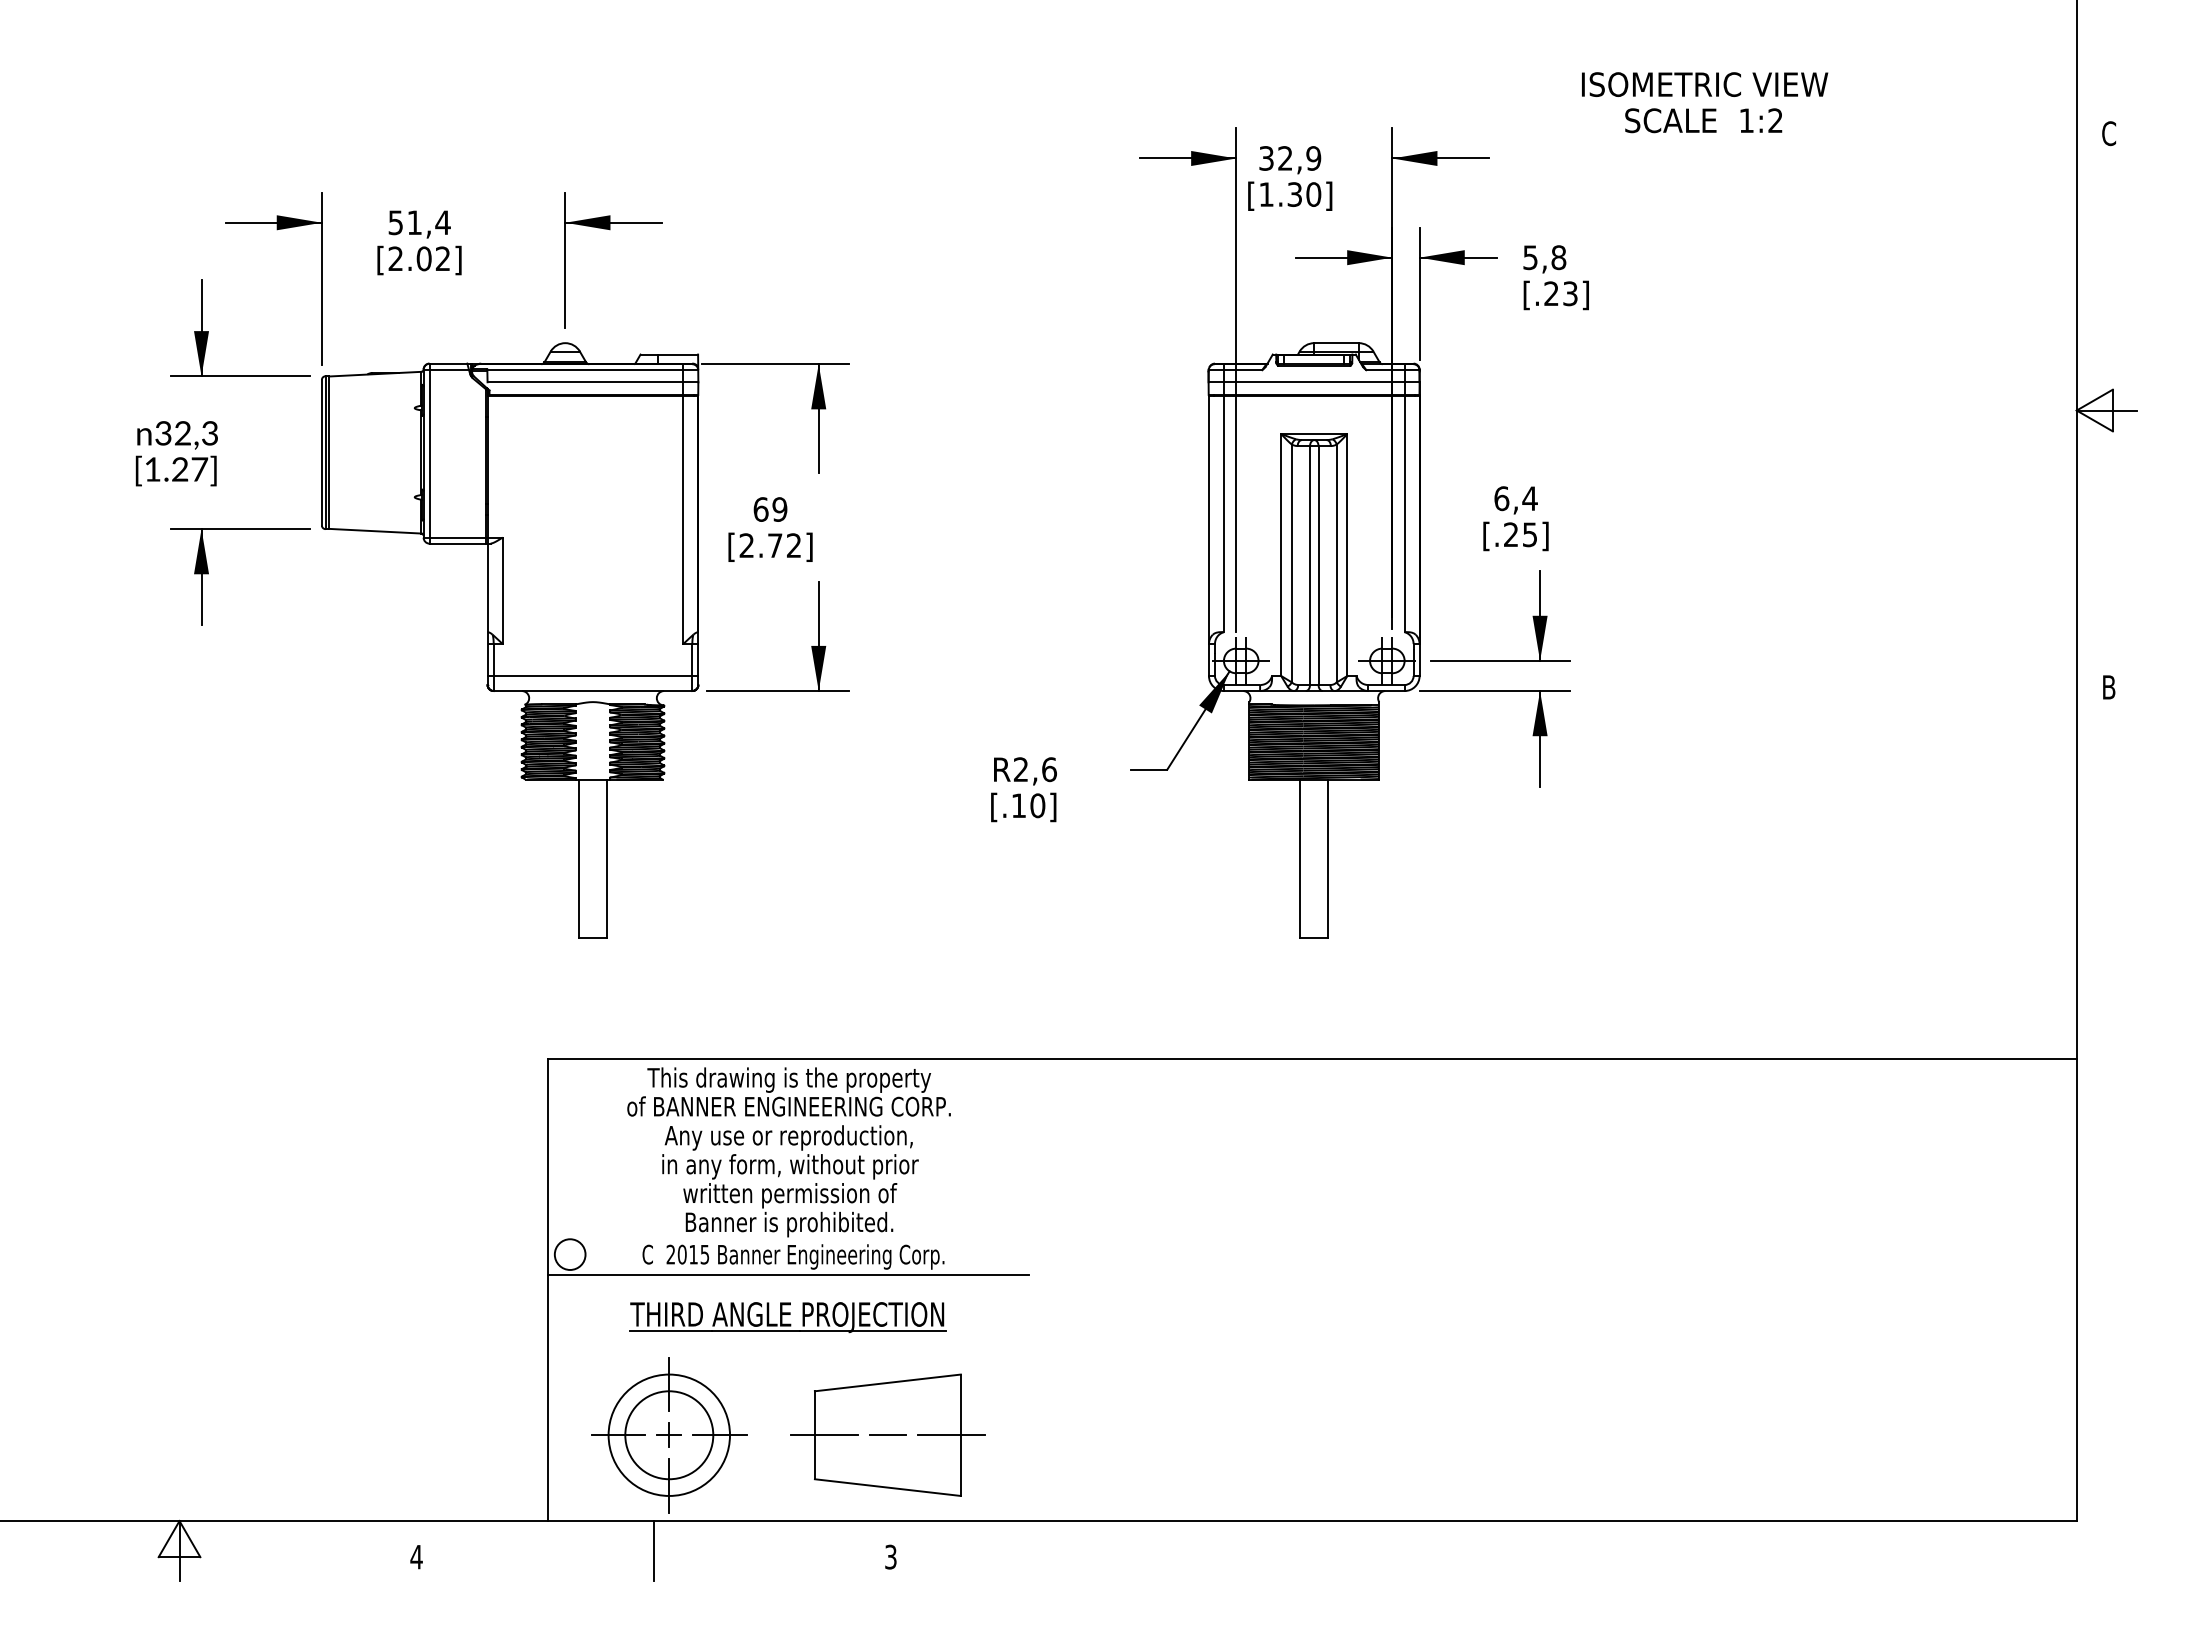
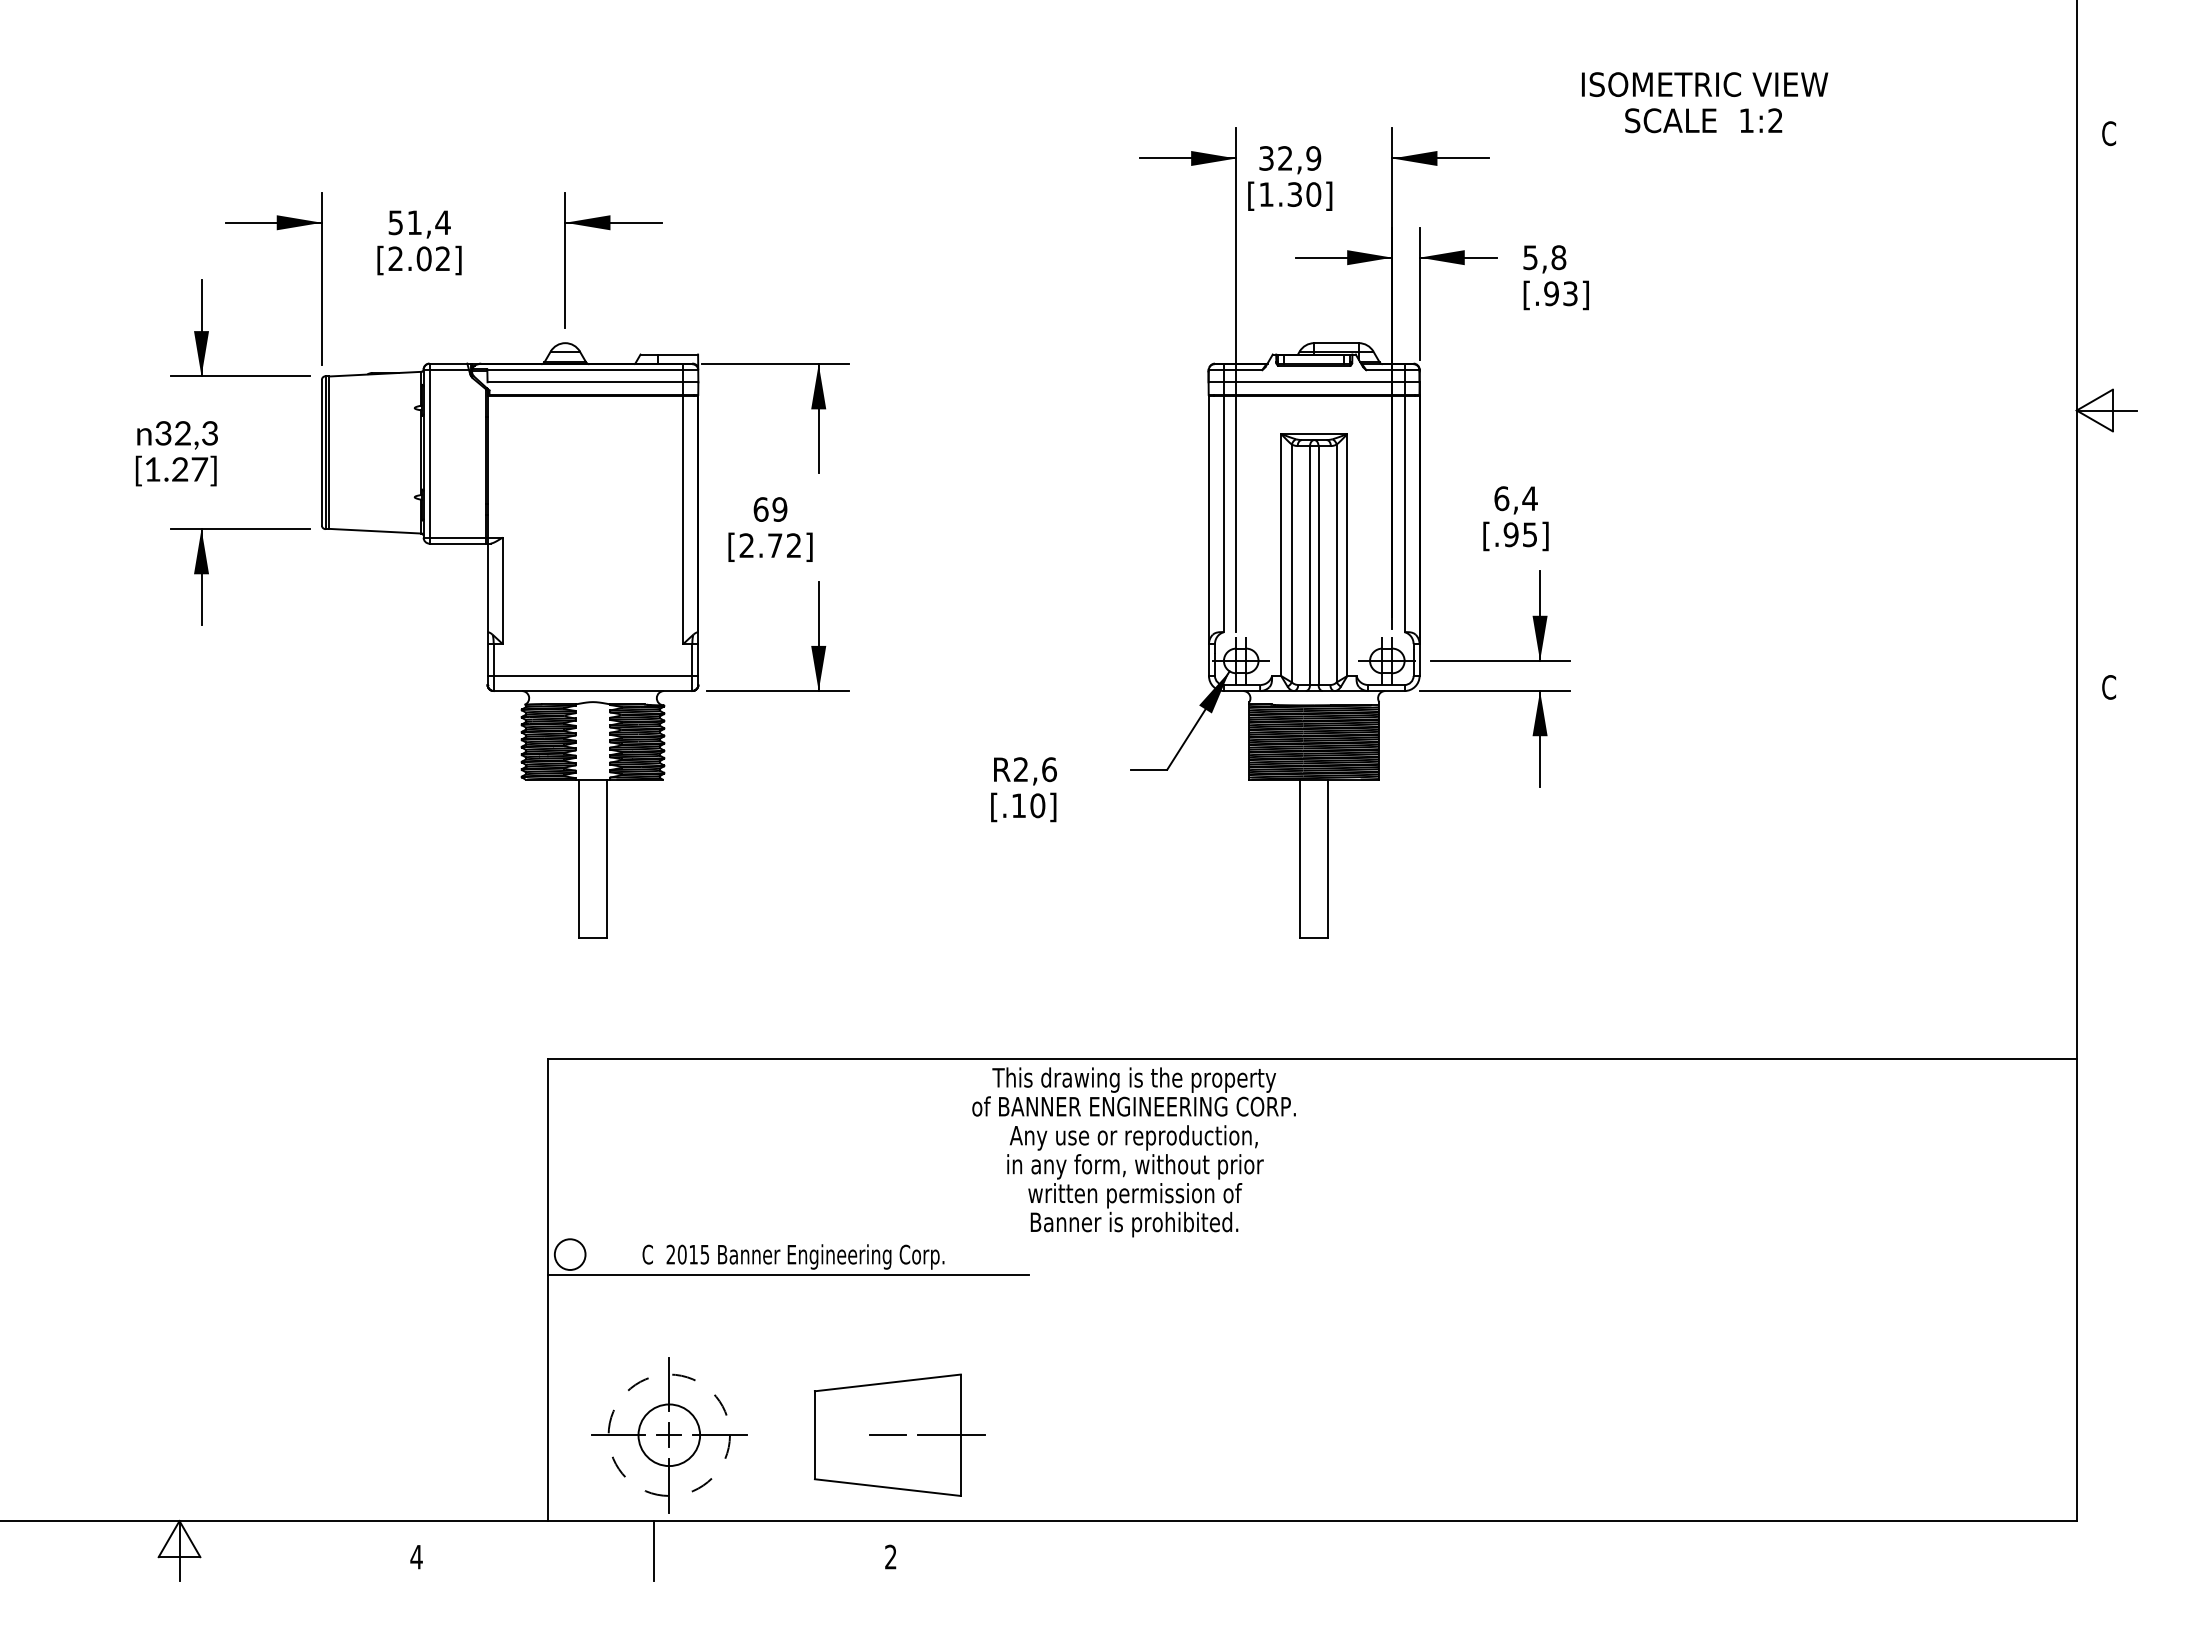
text: [.23] -> [.93] (1551, 293)
text: [.25] -> [.95] (1510, 534)
text: B -> C (2109, 687)
text position: (788, 1152) -> (1133, 1152) (1133, 1152)
part: present -> none (787, 1317)
circle: solid -> dashed (669, 1434)
circle diameter: 88 px -> 62 px (669, 1435)
line: present -> none (823, 1435)
text: 3 -> 2 (890, 1557)
